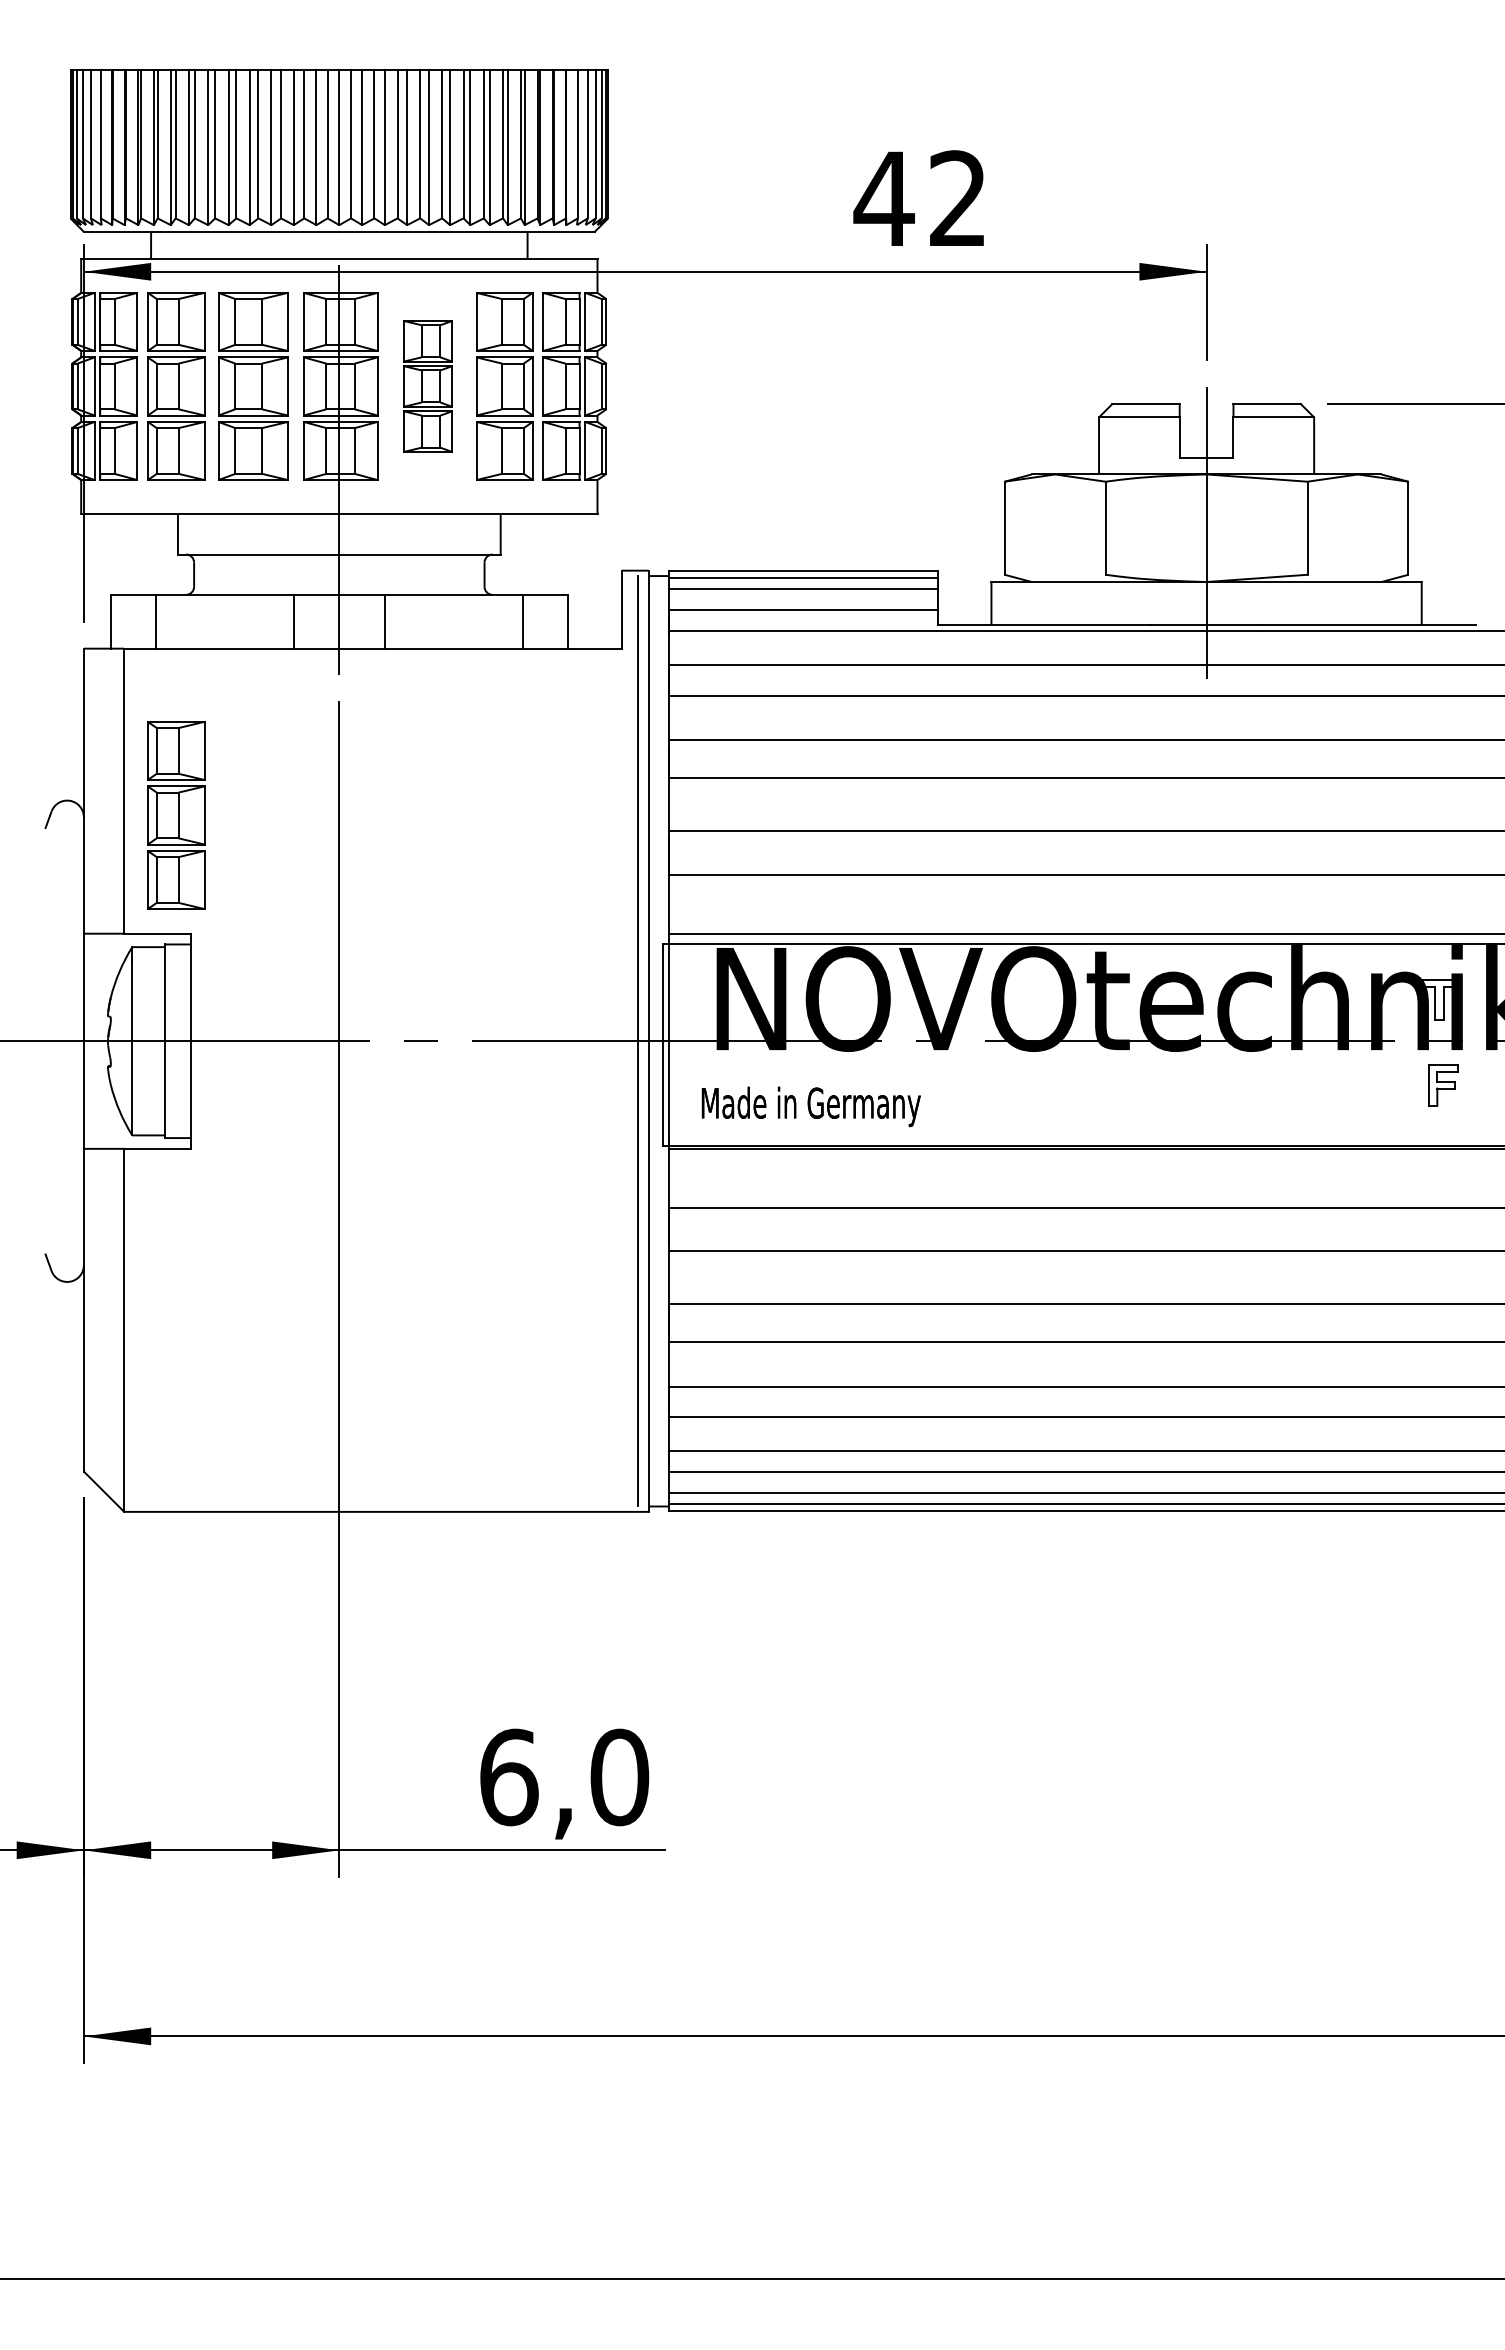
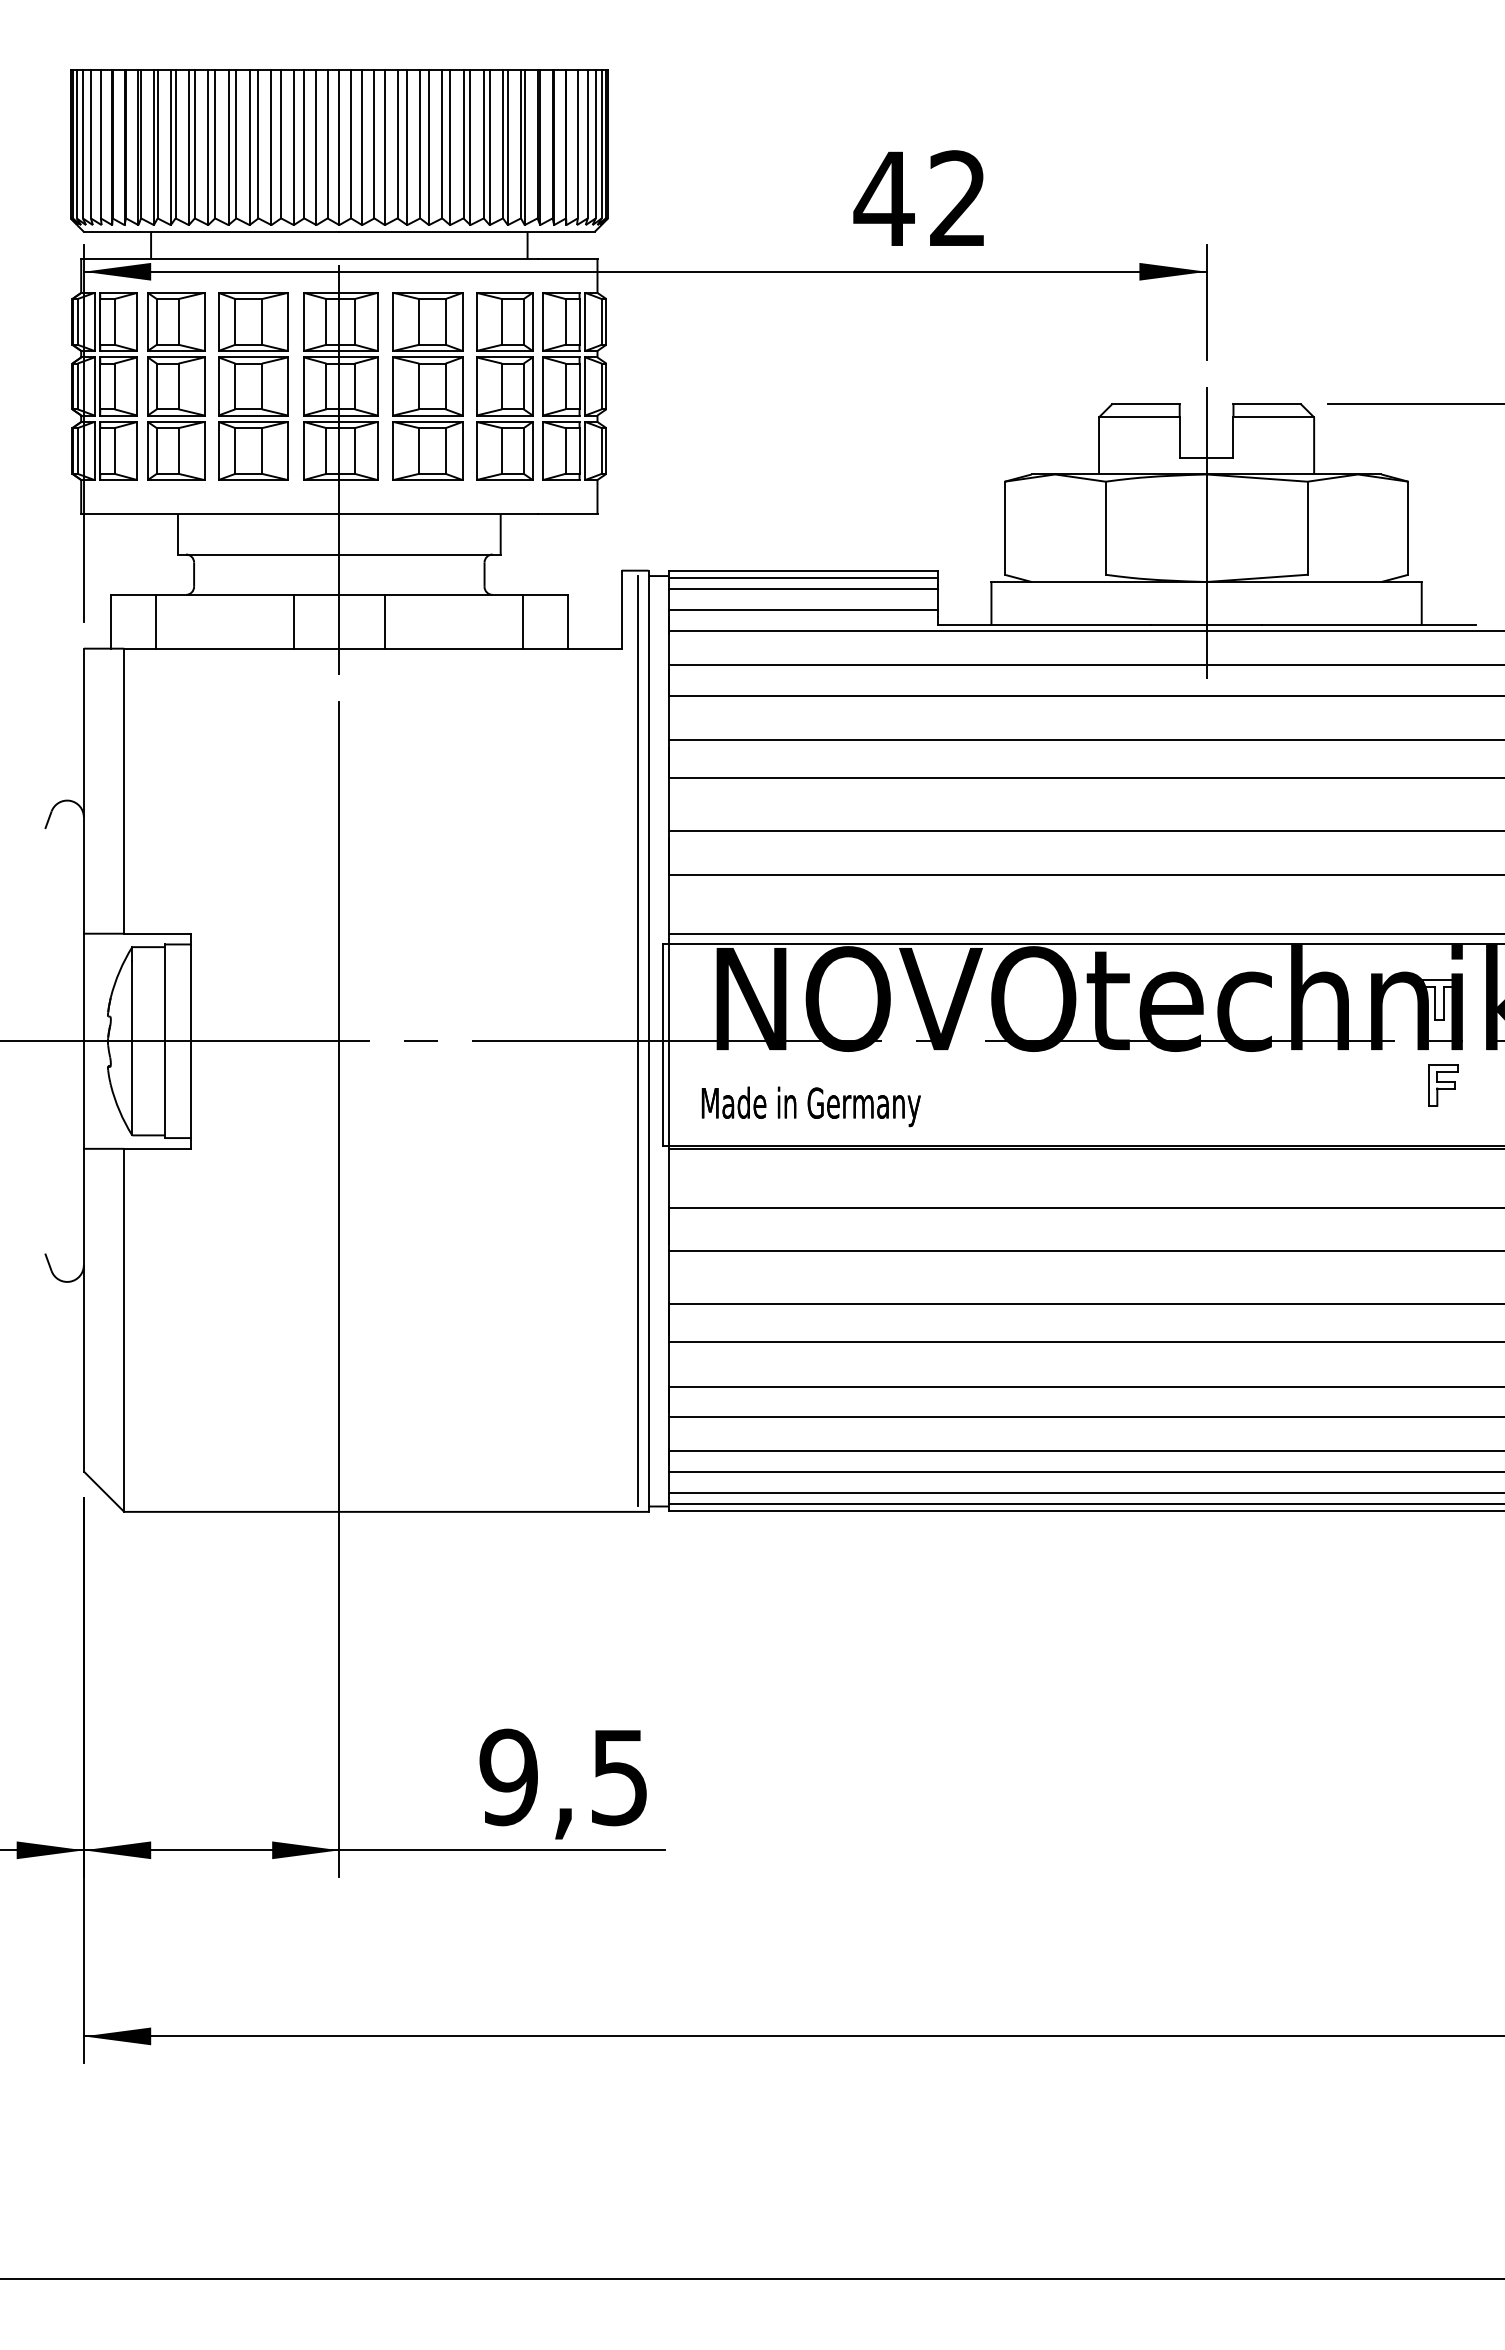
part size: 50x133 px -> 72x189 px (427, 386)
part: present -> none (176, 815)
text: 6,0 -> 9,5 (564, 1777)
